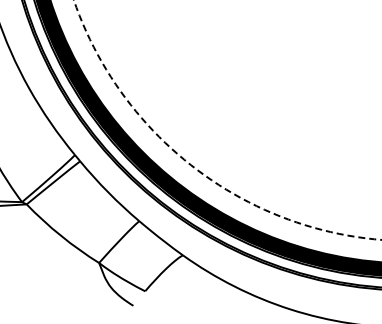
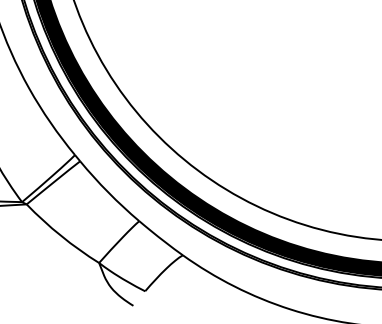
circle: dashed -> solid (227, 119)
